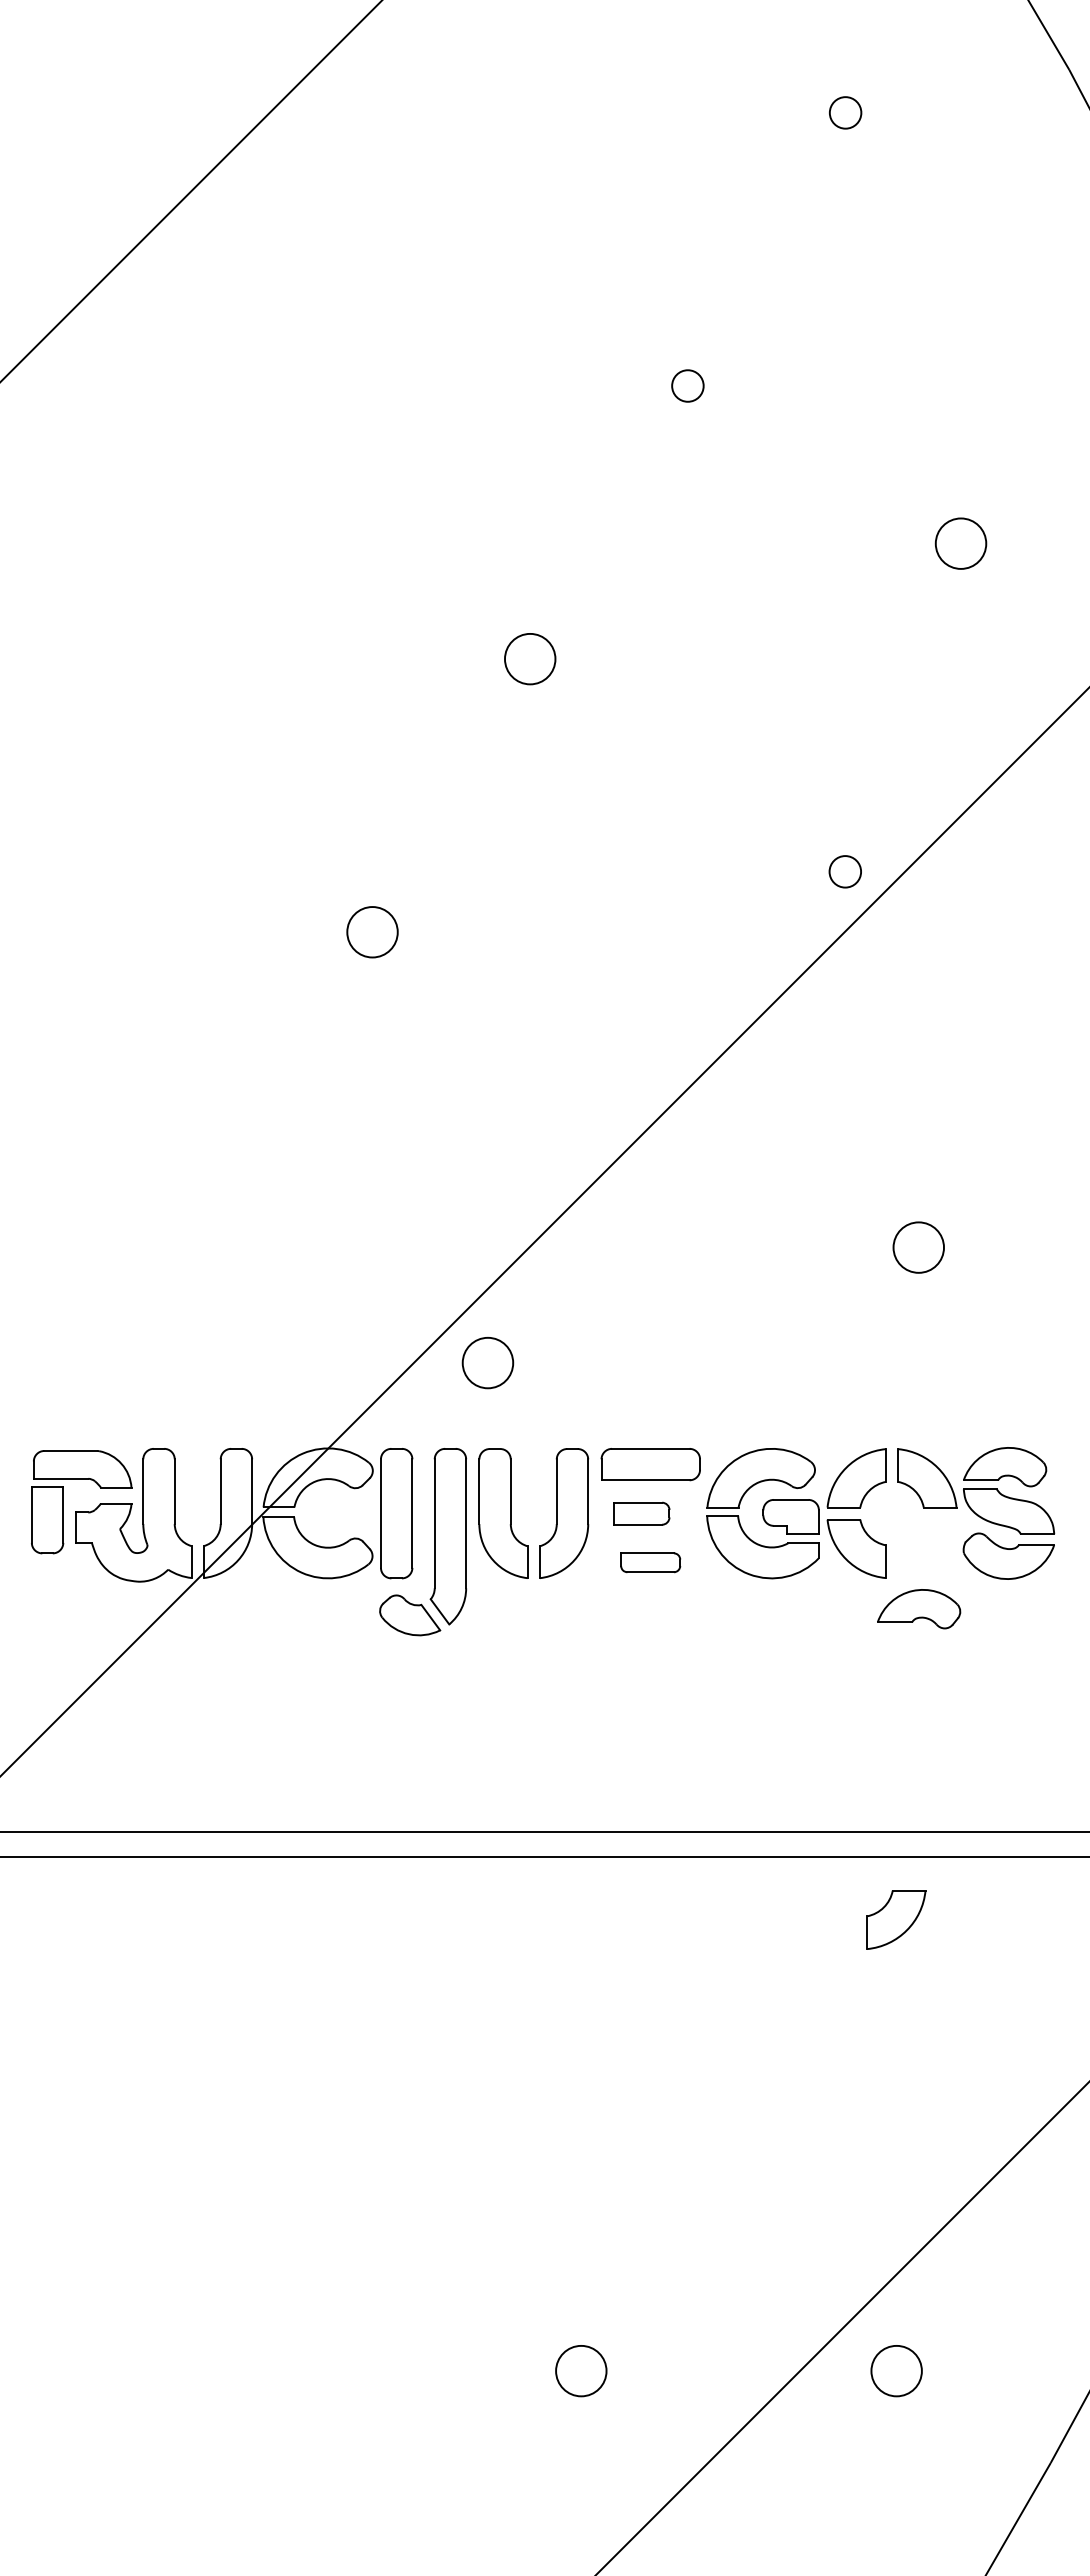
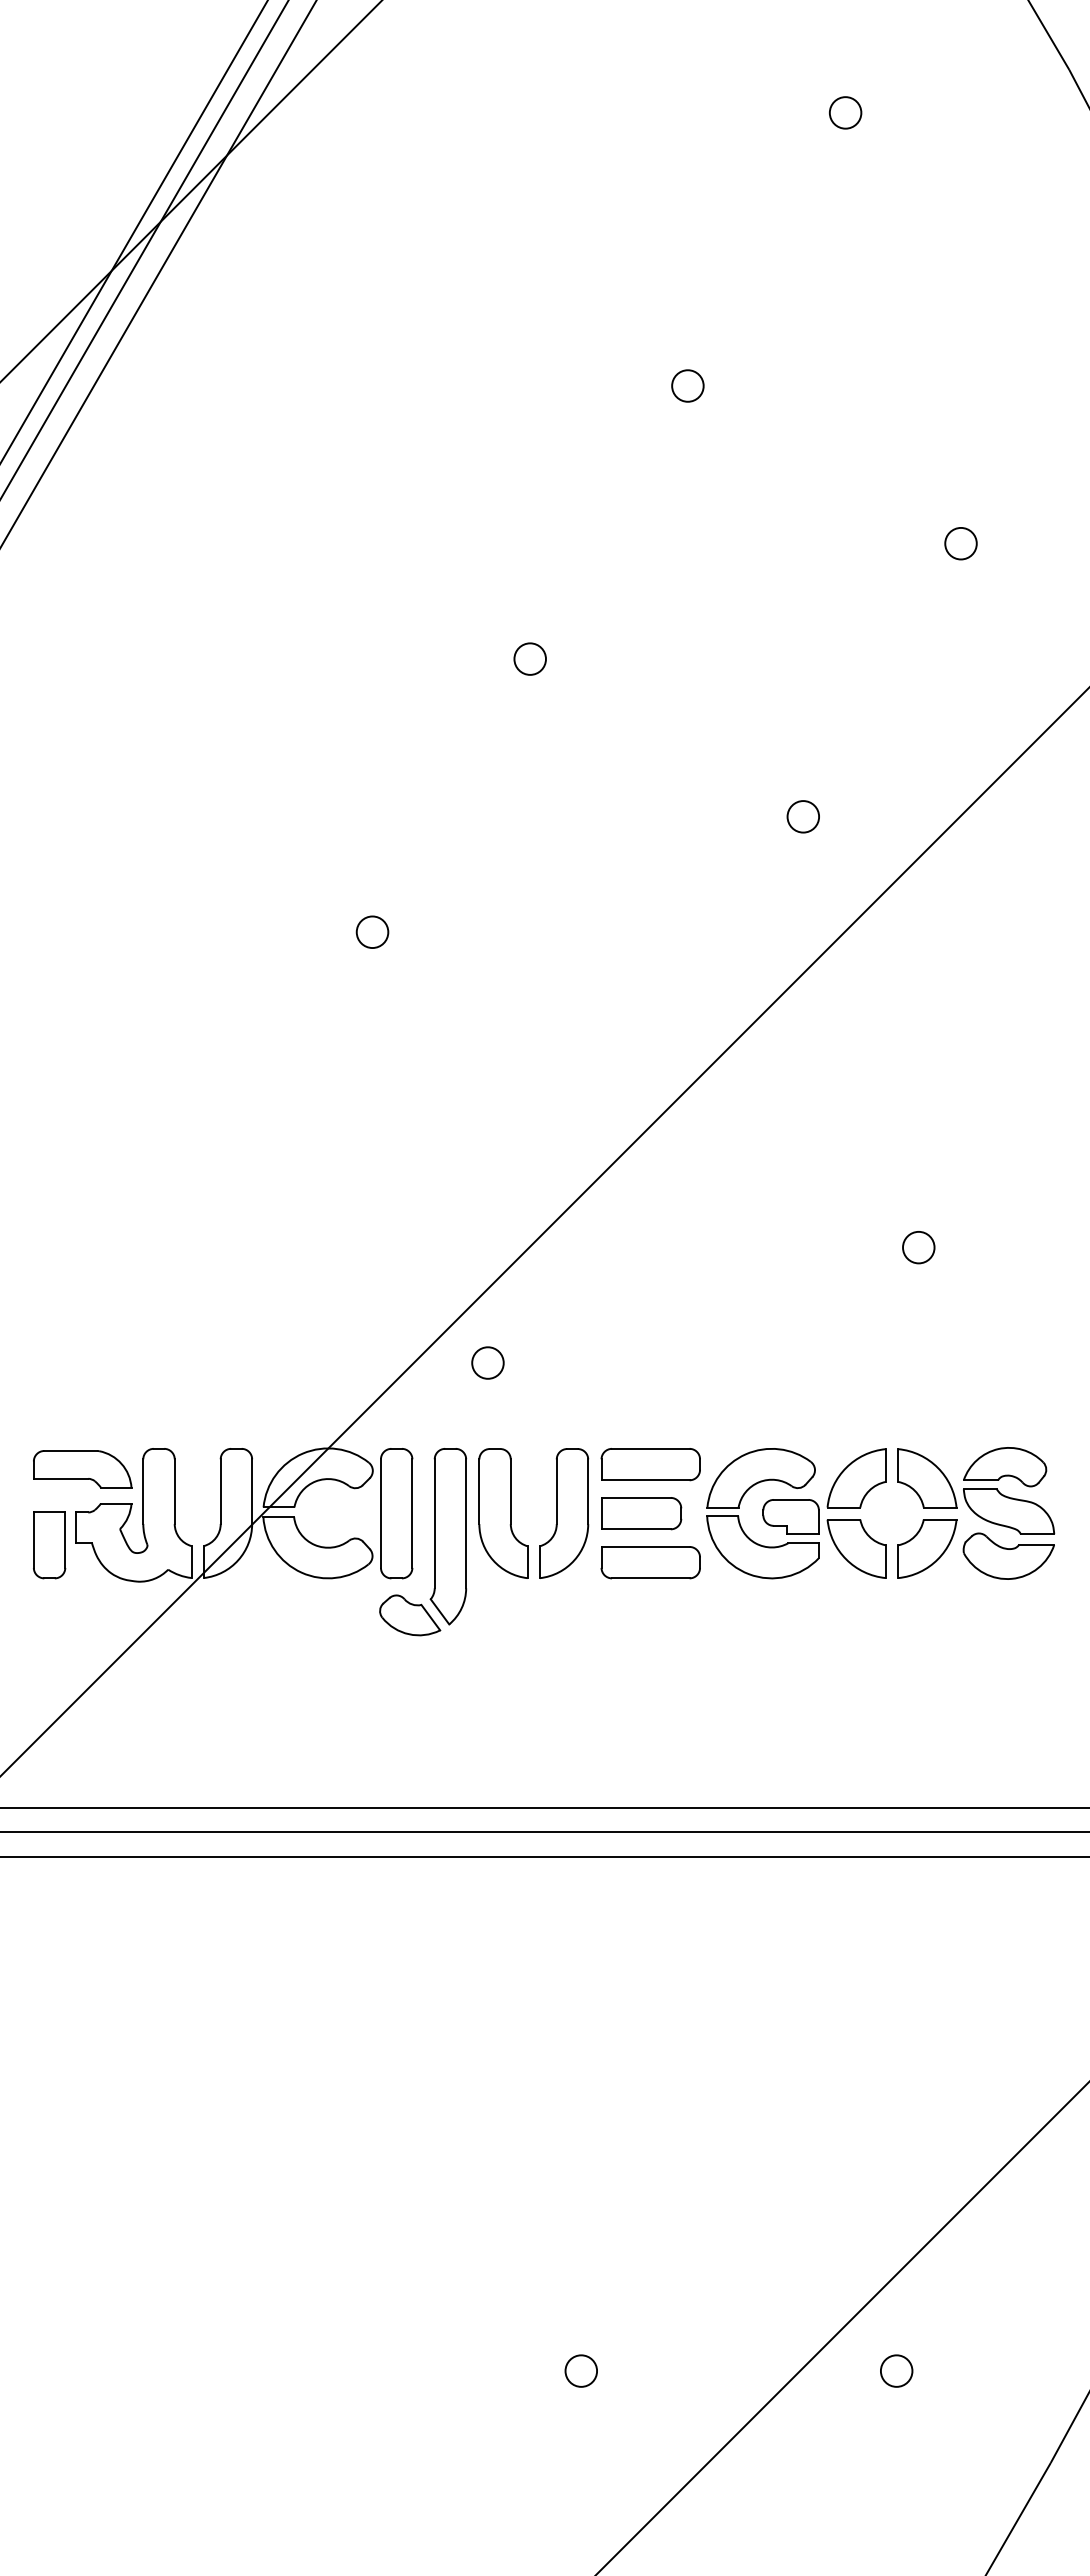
line: none -> present (134, 231)
line: none -> present (144, 249)
line: none -> present (158, 273)
circle diameter: 50 px -> 32 px (960, 543)
circle diameter: 50 px -> 32 px (529, 658)
circle position: (844, 871) -> (802, 816) (802, 816)
circle diameter: 50 px -> 32 px (372, 932)
circle diameter: 50 px -> 32 px (918, 1247)
circle diameter: 50 px -> 32 px (487, 1362)
part size: 58x25 px -> 82x34 px (641, 1513)
part position: (47, 1520) -> (49, 1545) (49, 1545)
part size: 62x22 px -> 101x34 px (650, 1562)
part: present -> none (919, 1609)
line: none -> present (544, 1808)
part position: (896, 1919) -> (927, 1548) (927, 1548)
circle diameter: 50 px -> 32 px (581, 2370)
circle diameter: 50 px -> 32 px (896, 2370)
